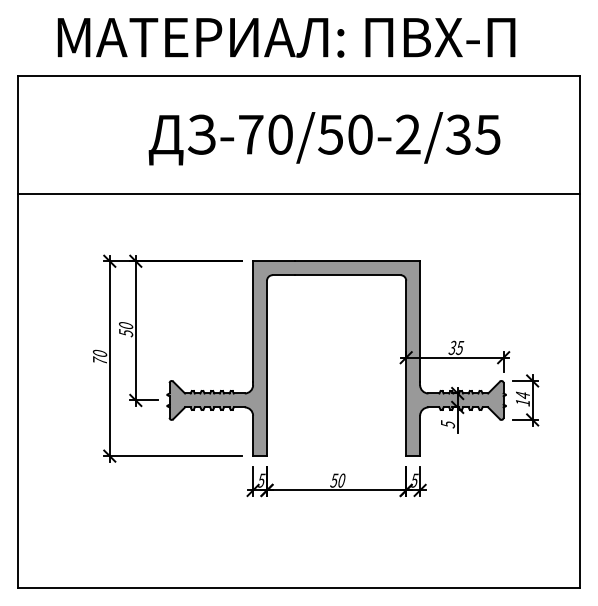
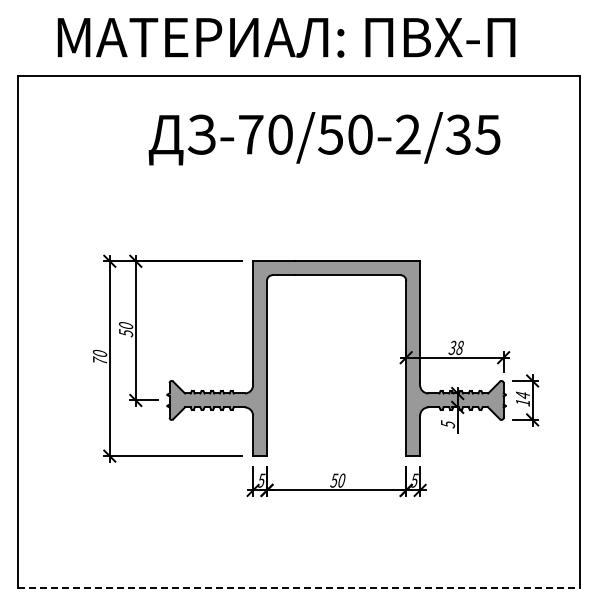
line: present -> none (298, 193)
text: 35 -> 38 (459, 347)
line: solid -> dashed (299, 587)
